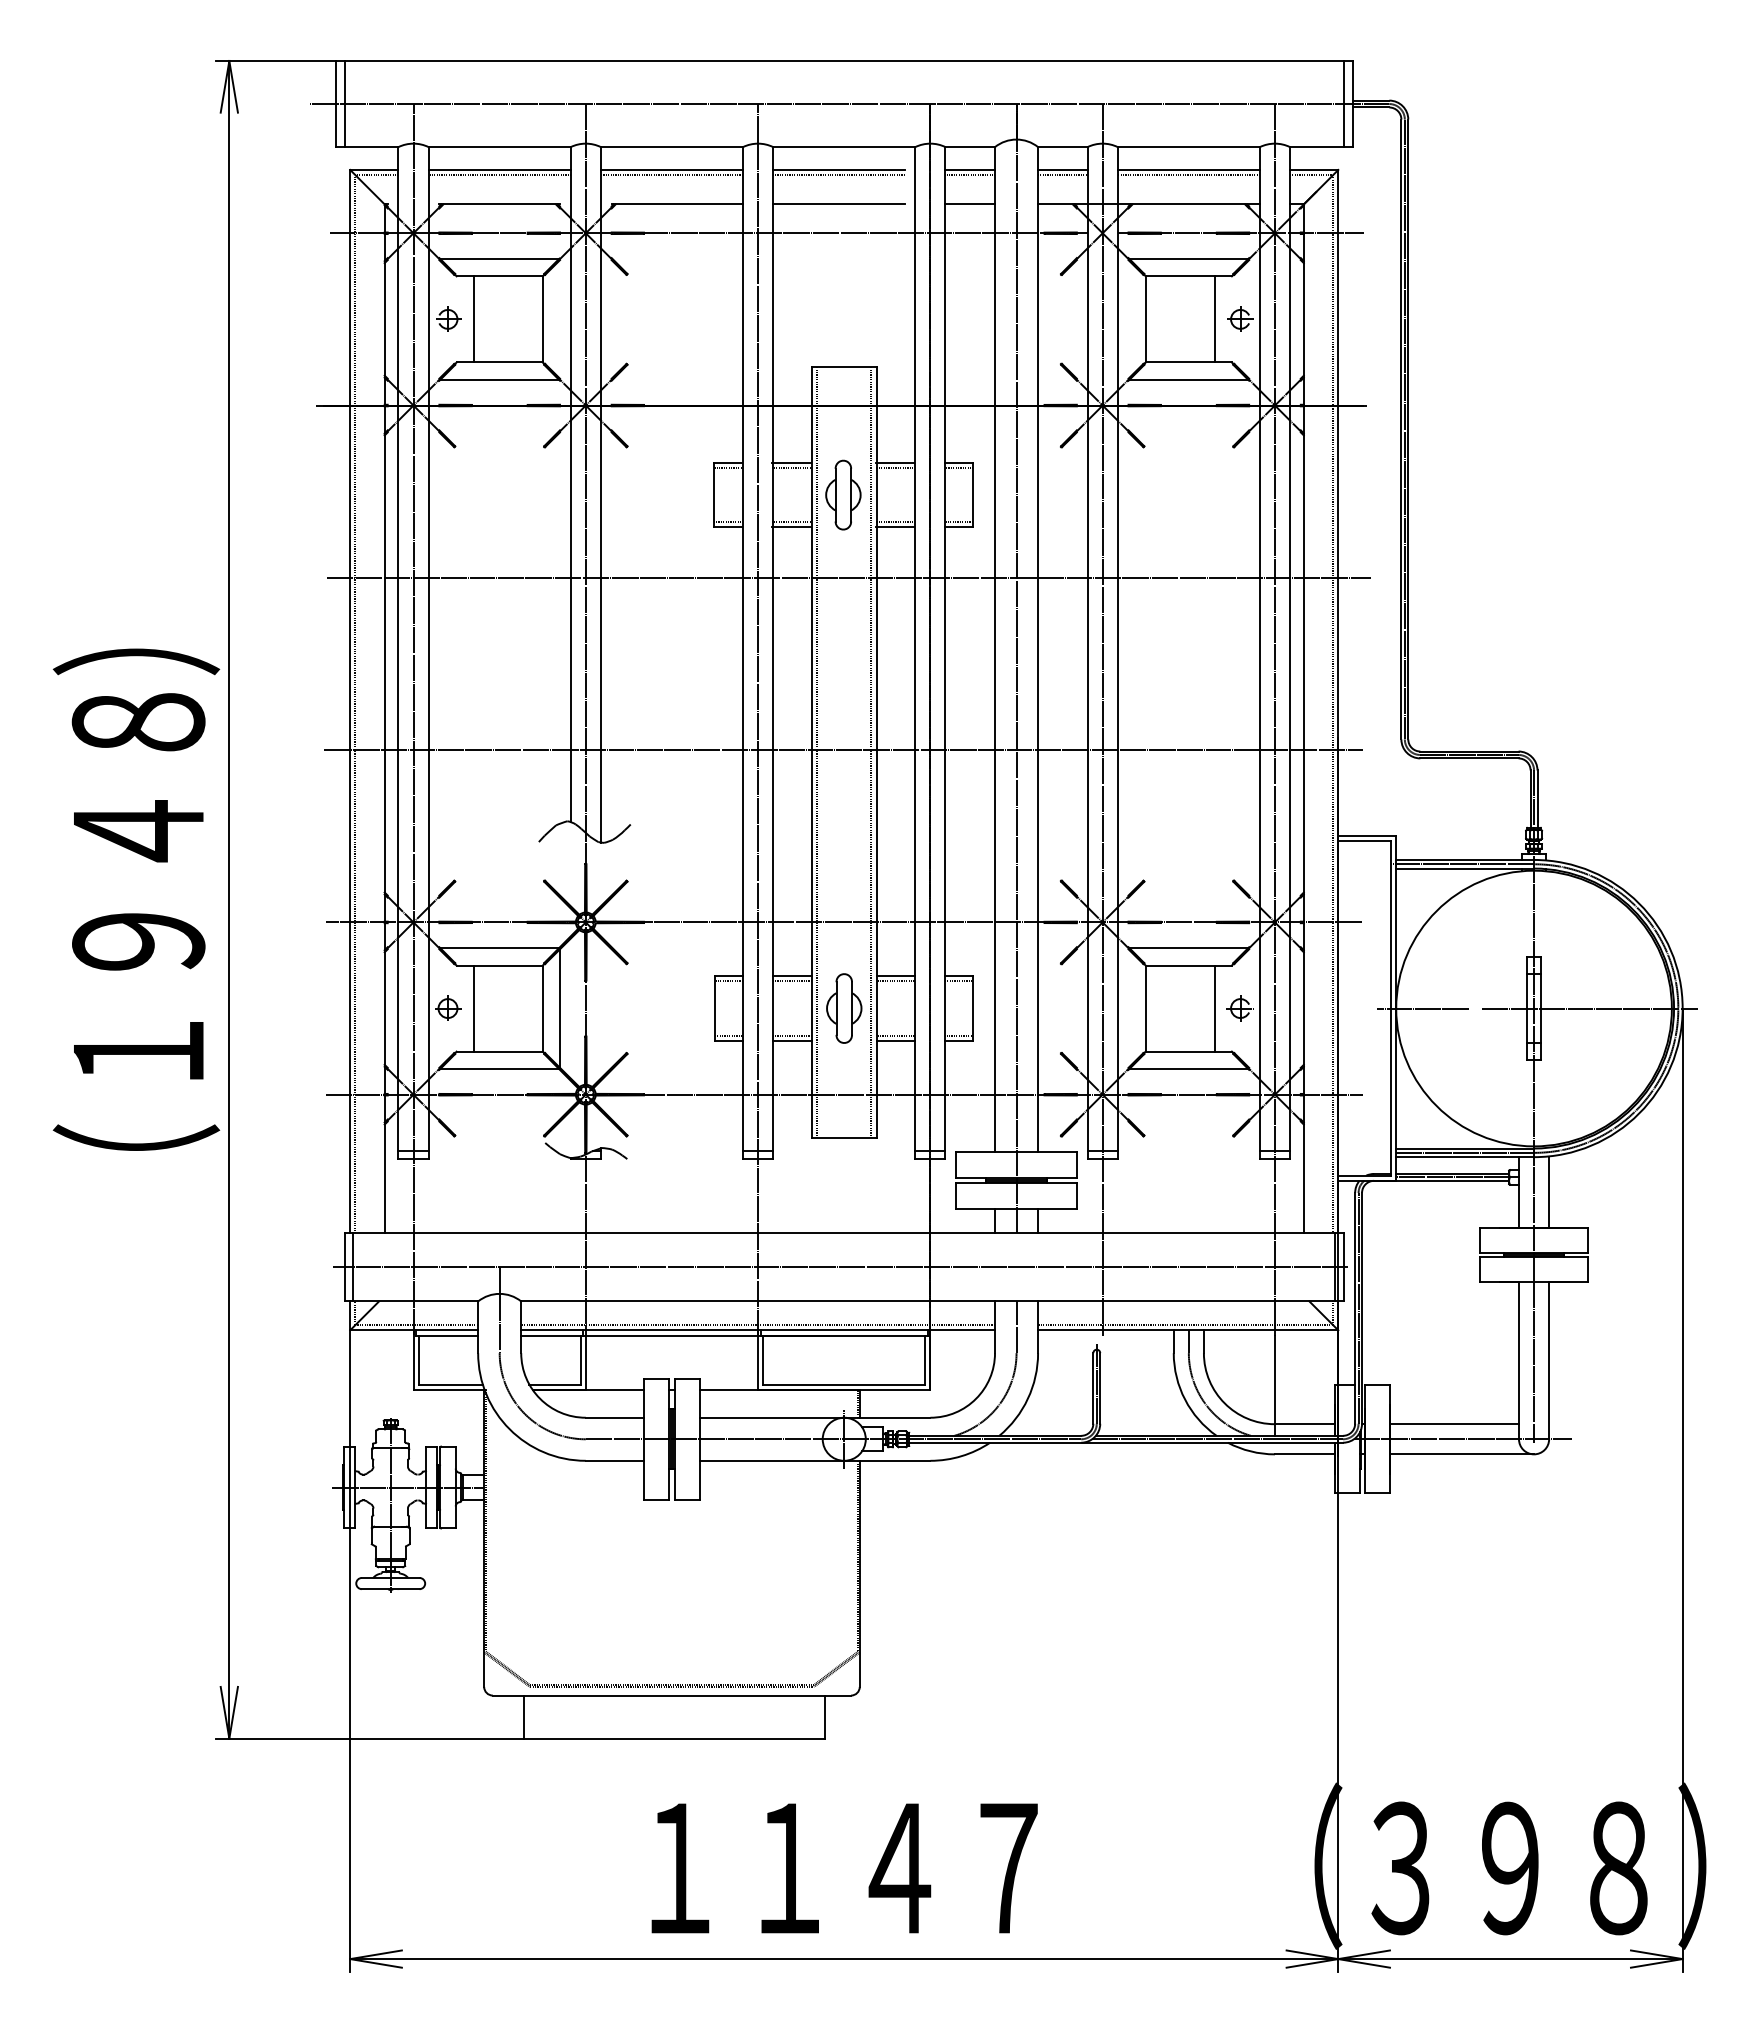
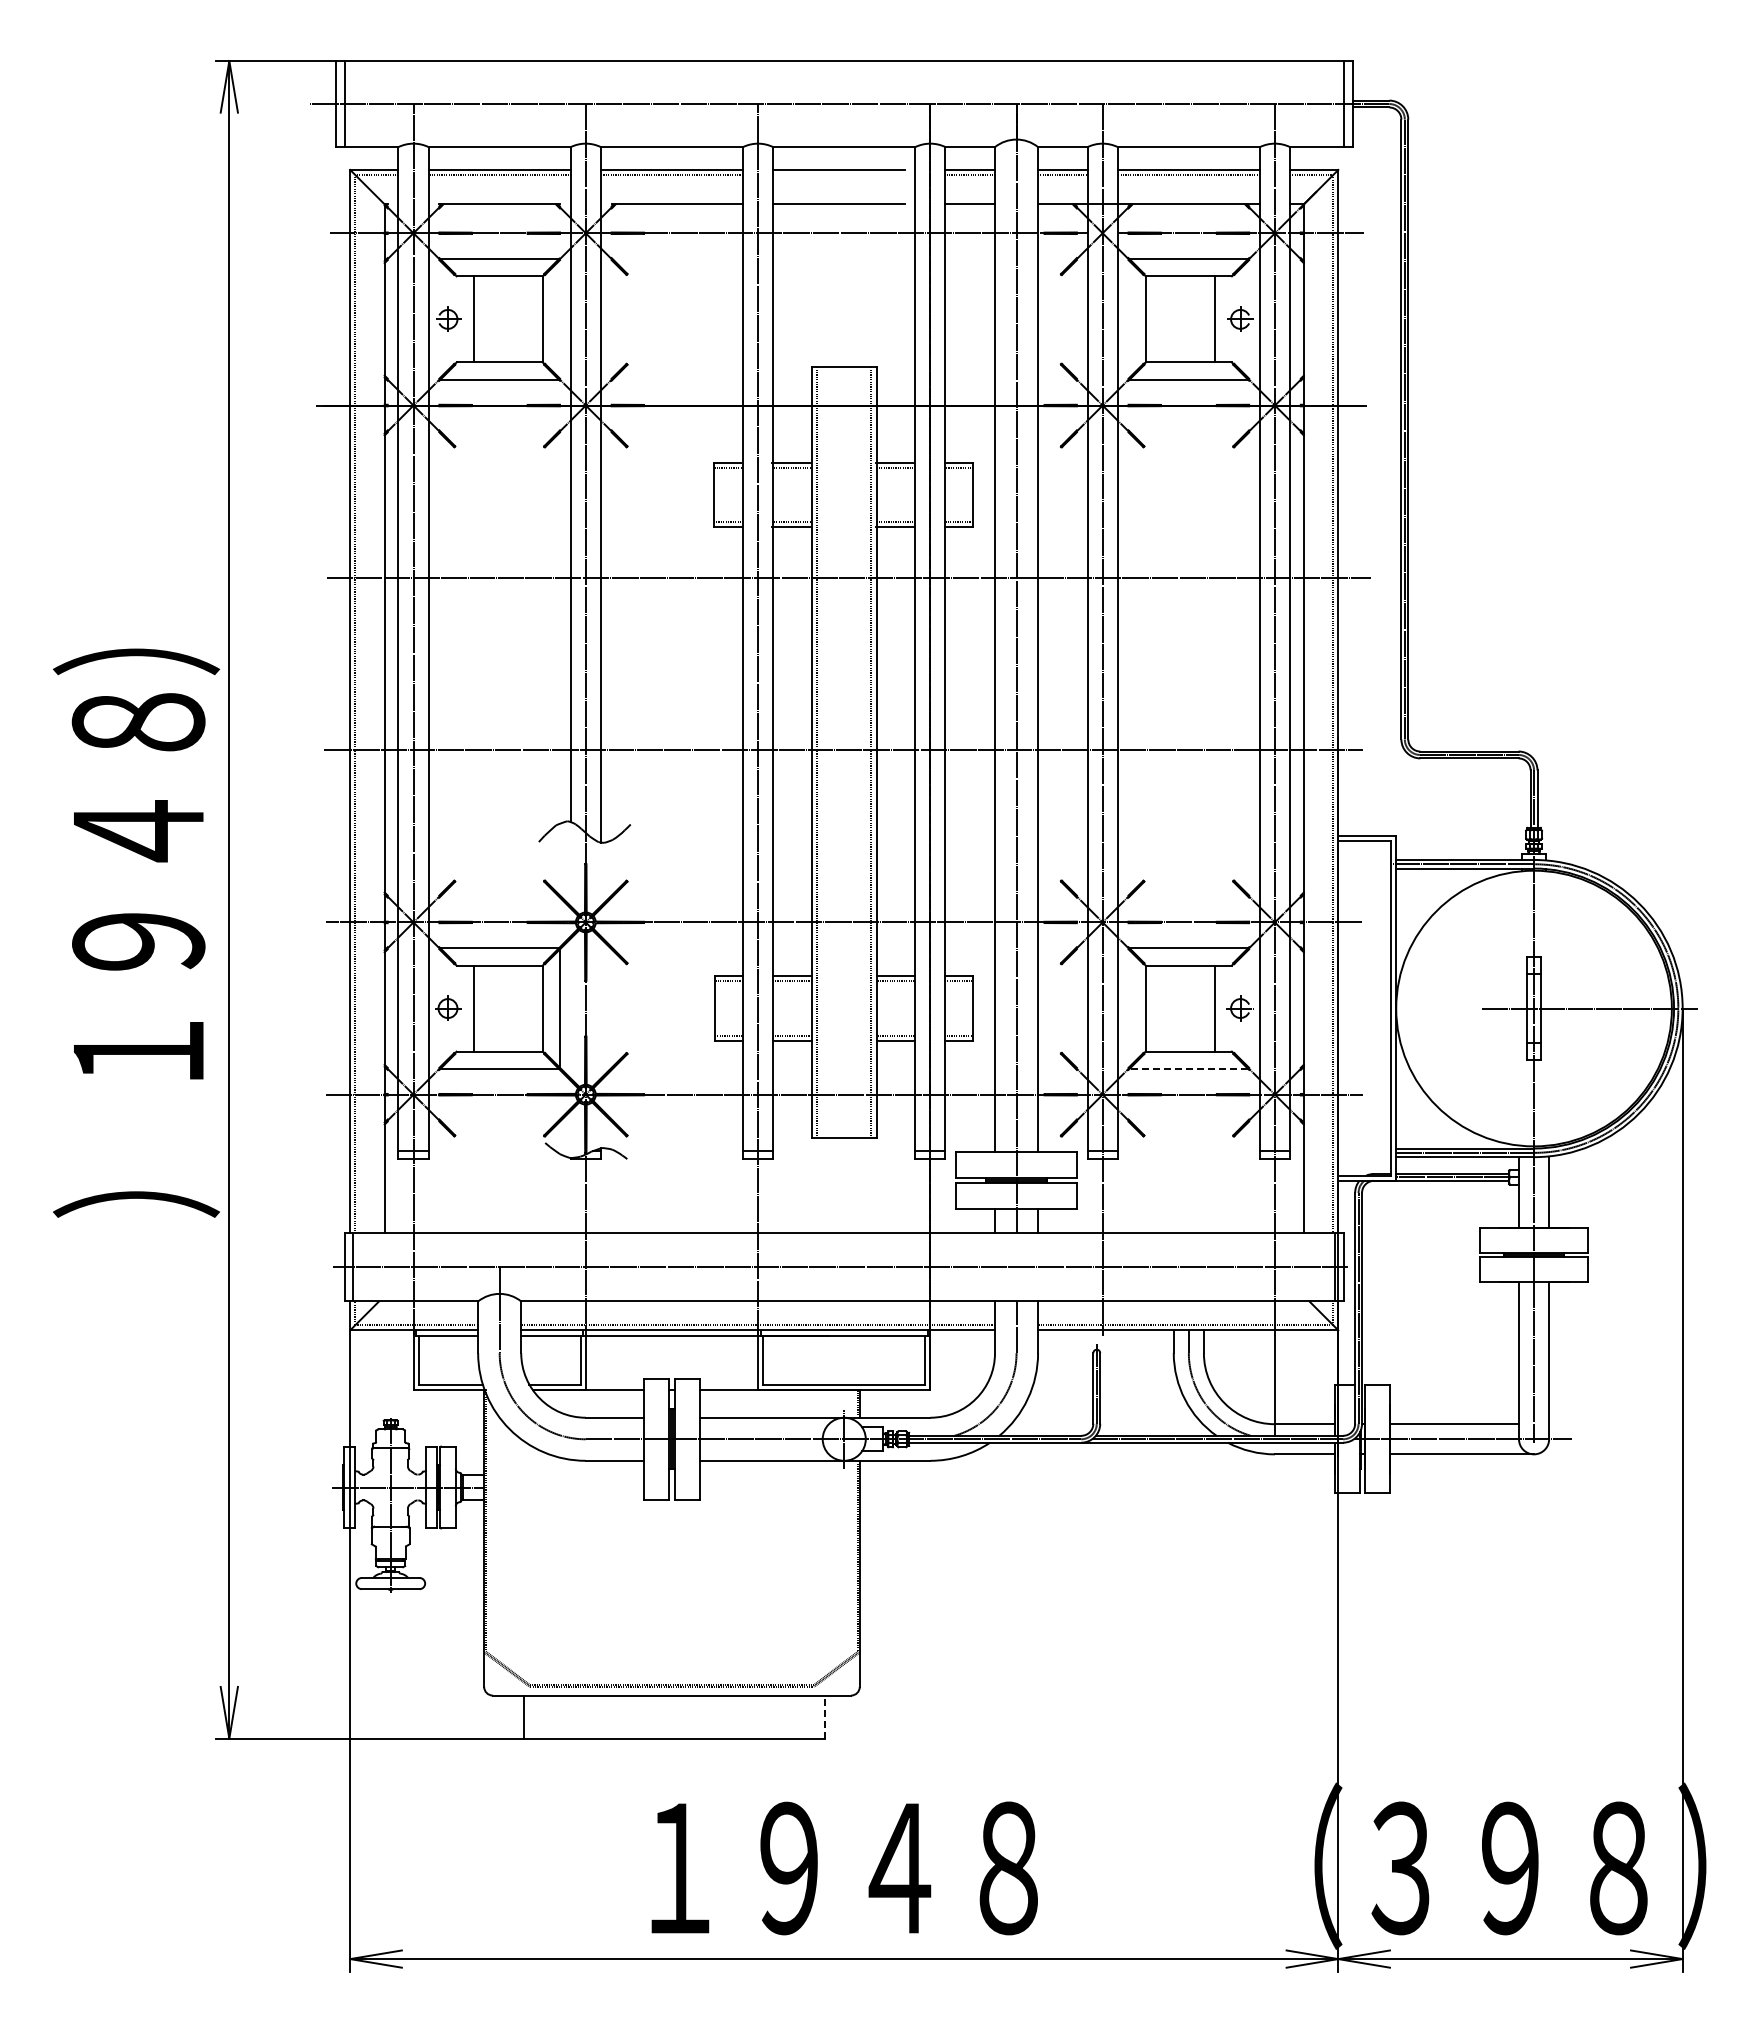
line: present -> none (838, 175)
part: present -> none (843, 494)
part: present -> none (844, 1008)
line: present -> none (1422, 1008)
line: solid -> dashed (1188, 1068)
text: （ -> ） (136, 1170)
line: solid -> dashed (825, 1717)
text: １１４７ -> １９４８ (898, 1868)
